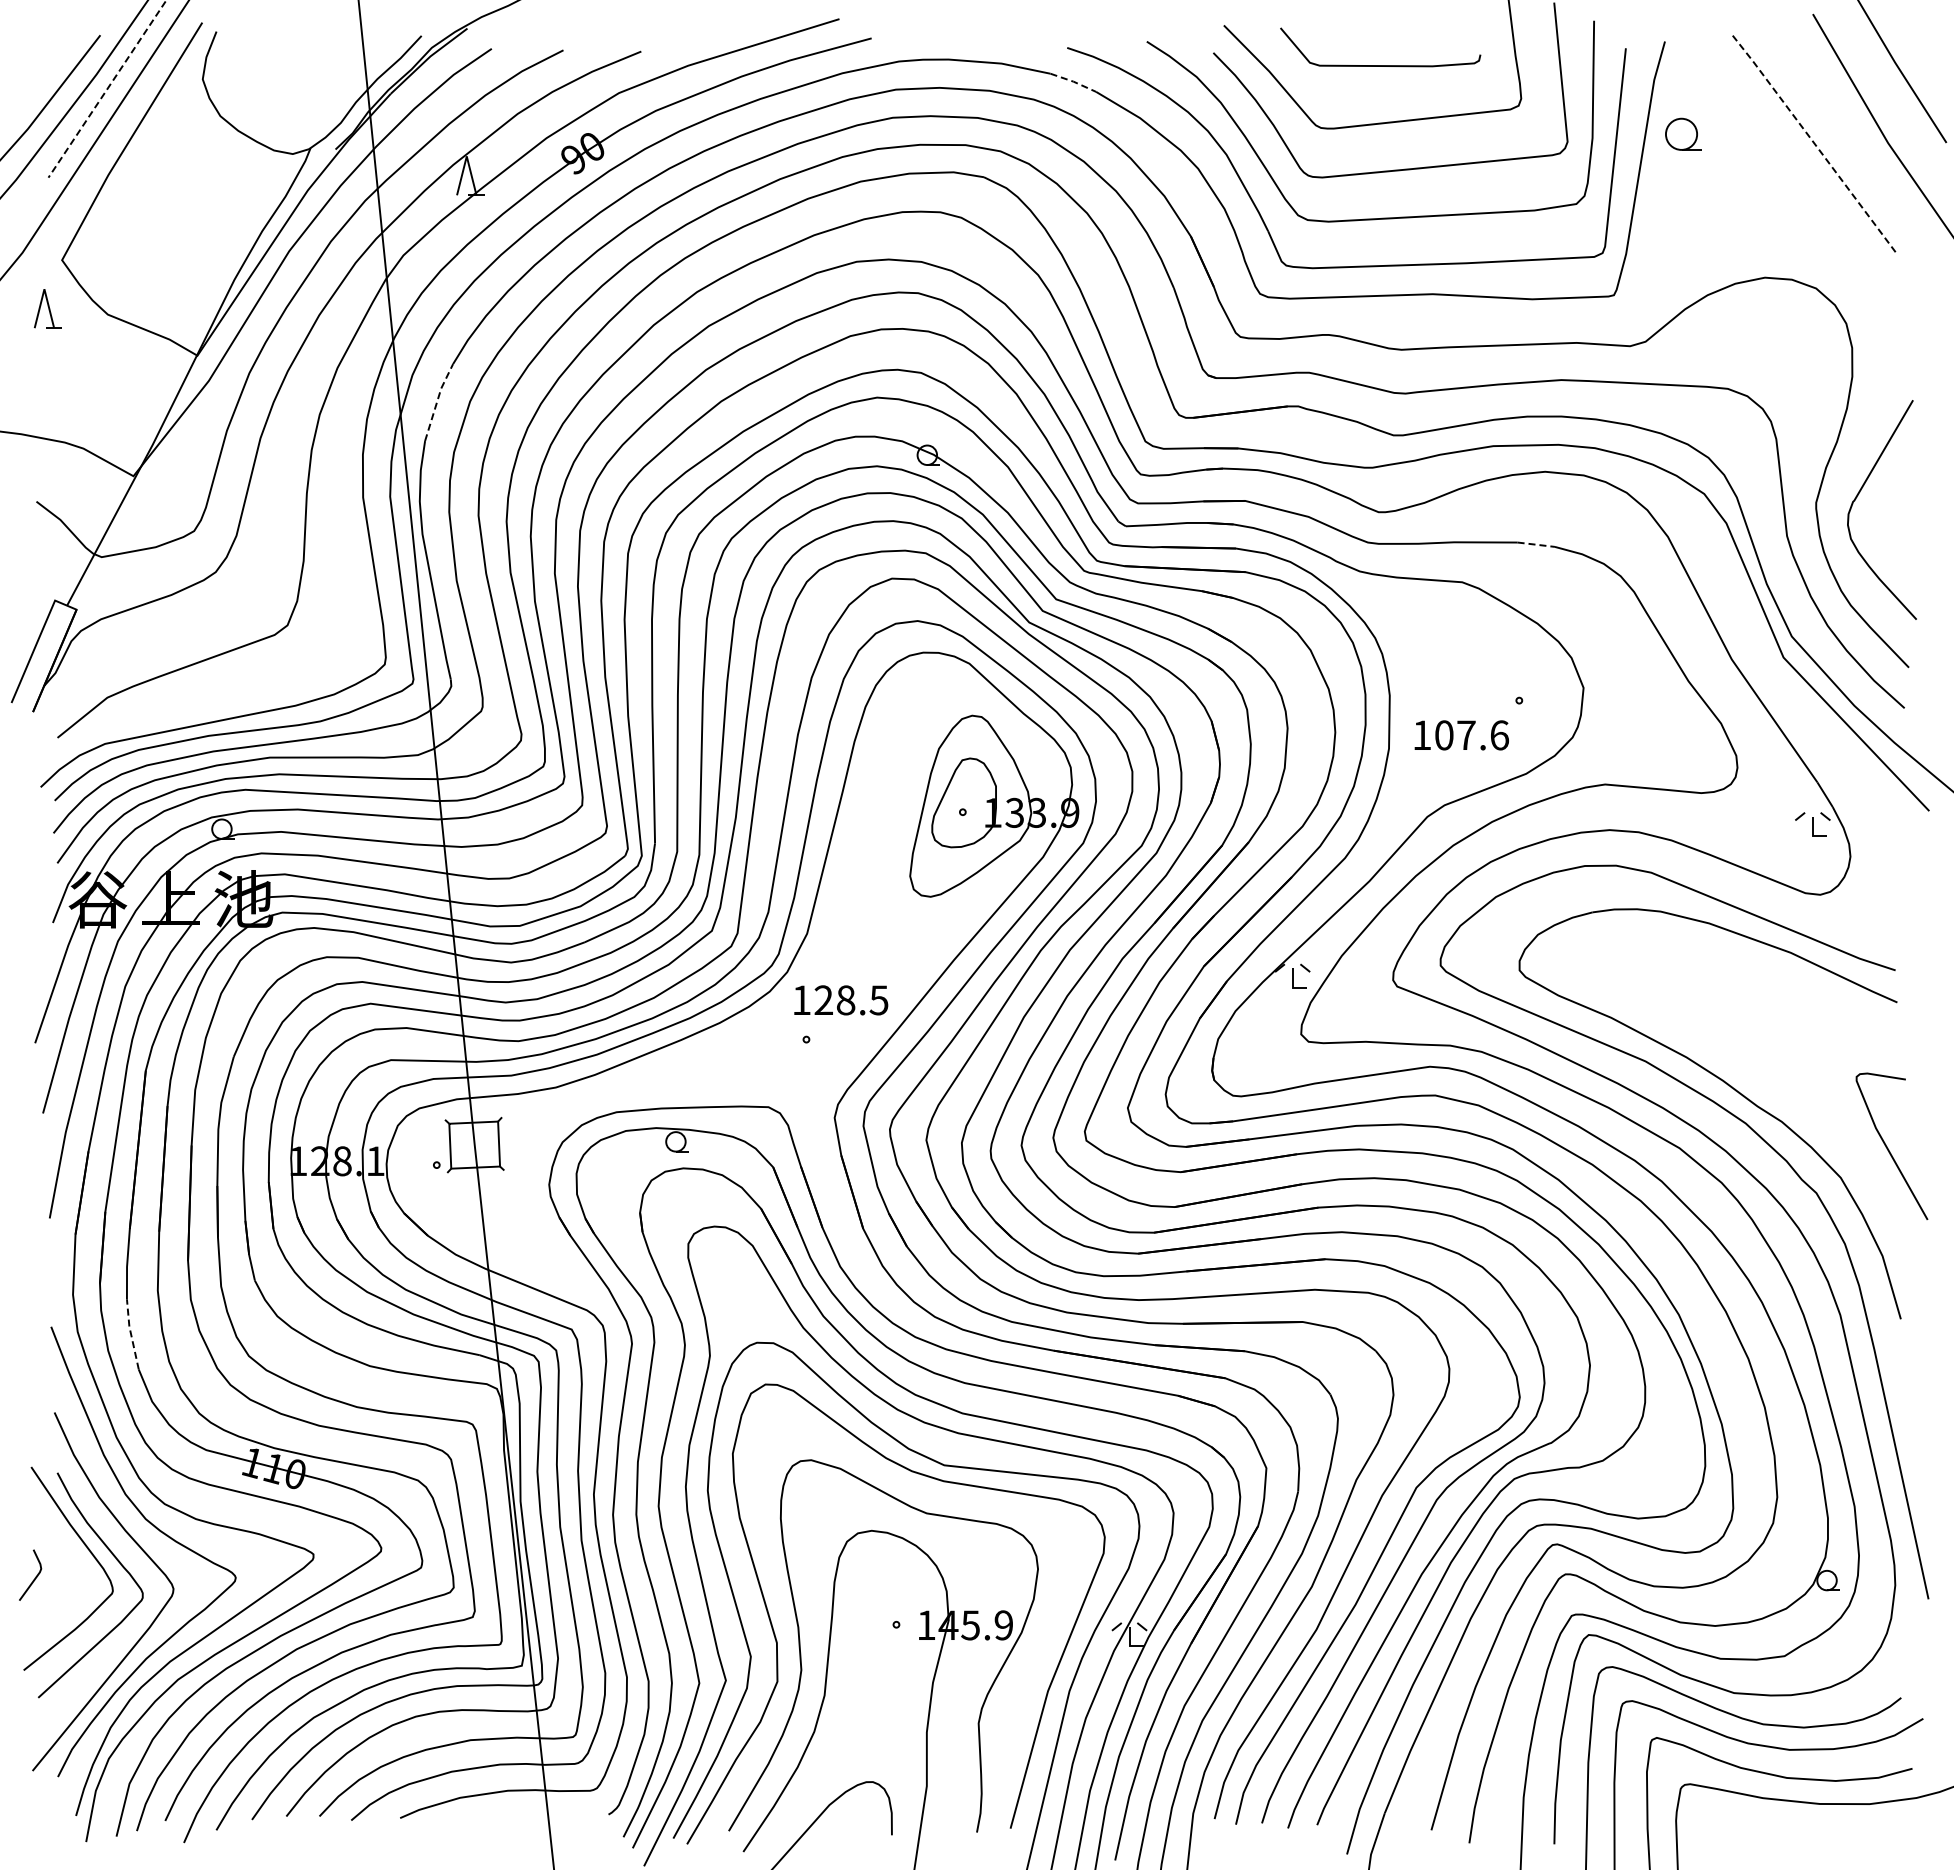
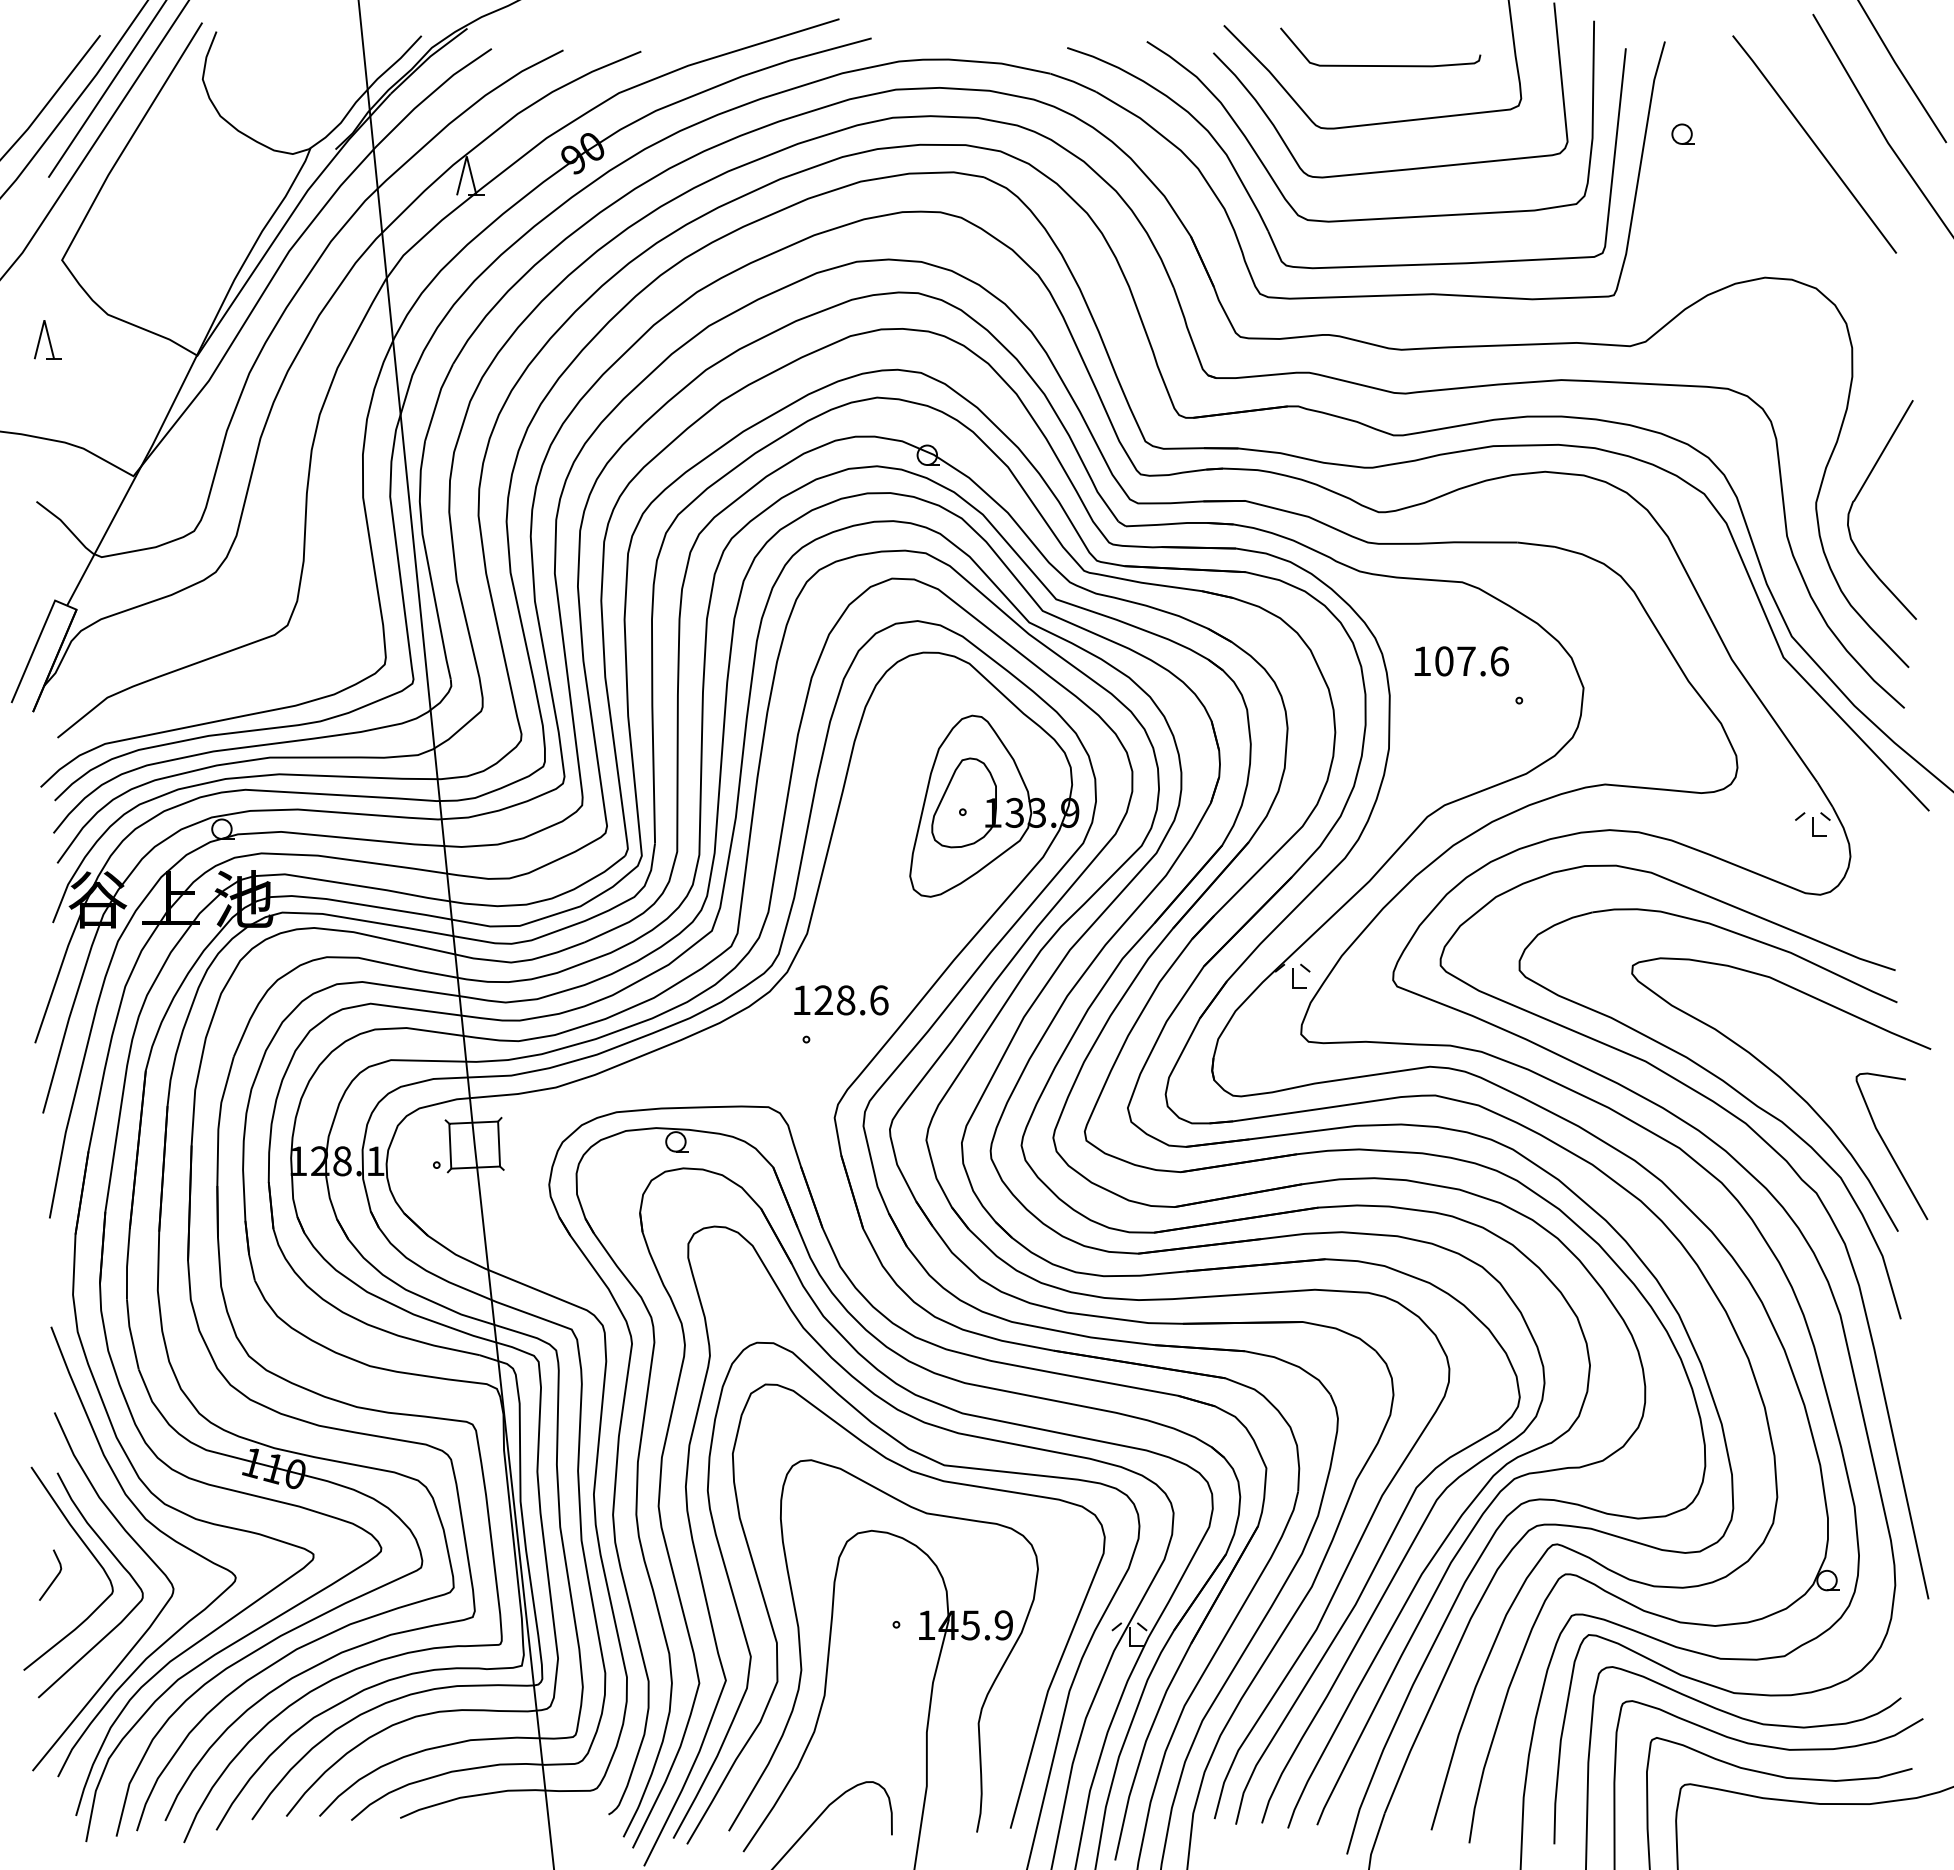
line: dashed -> solid (1073, 81)
line: dashed -> solid (107, 89)
part size: 37x34 px -> 24x22 px (1682, 133)
line: dashed -> solid (1814, 144)
part position: (47, 308) -> (47, 339) (47, 339)
line: dashed -> solid (437, 401)
line: dashed -> solid (1536, 544)
text position: (1461, 735) -> (1461, 661) (1461, 661)
text: 128.5 -> 128.6 (878, 1000)
curve: none -> present (1788, 1086)
line: dashed -> solid (131, 1334)
line position: (35, 1576) -> (55, 1576) (55, 1576)
